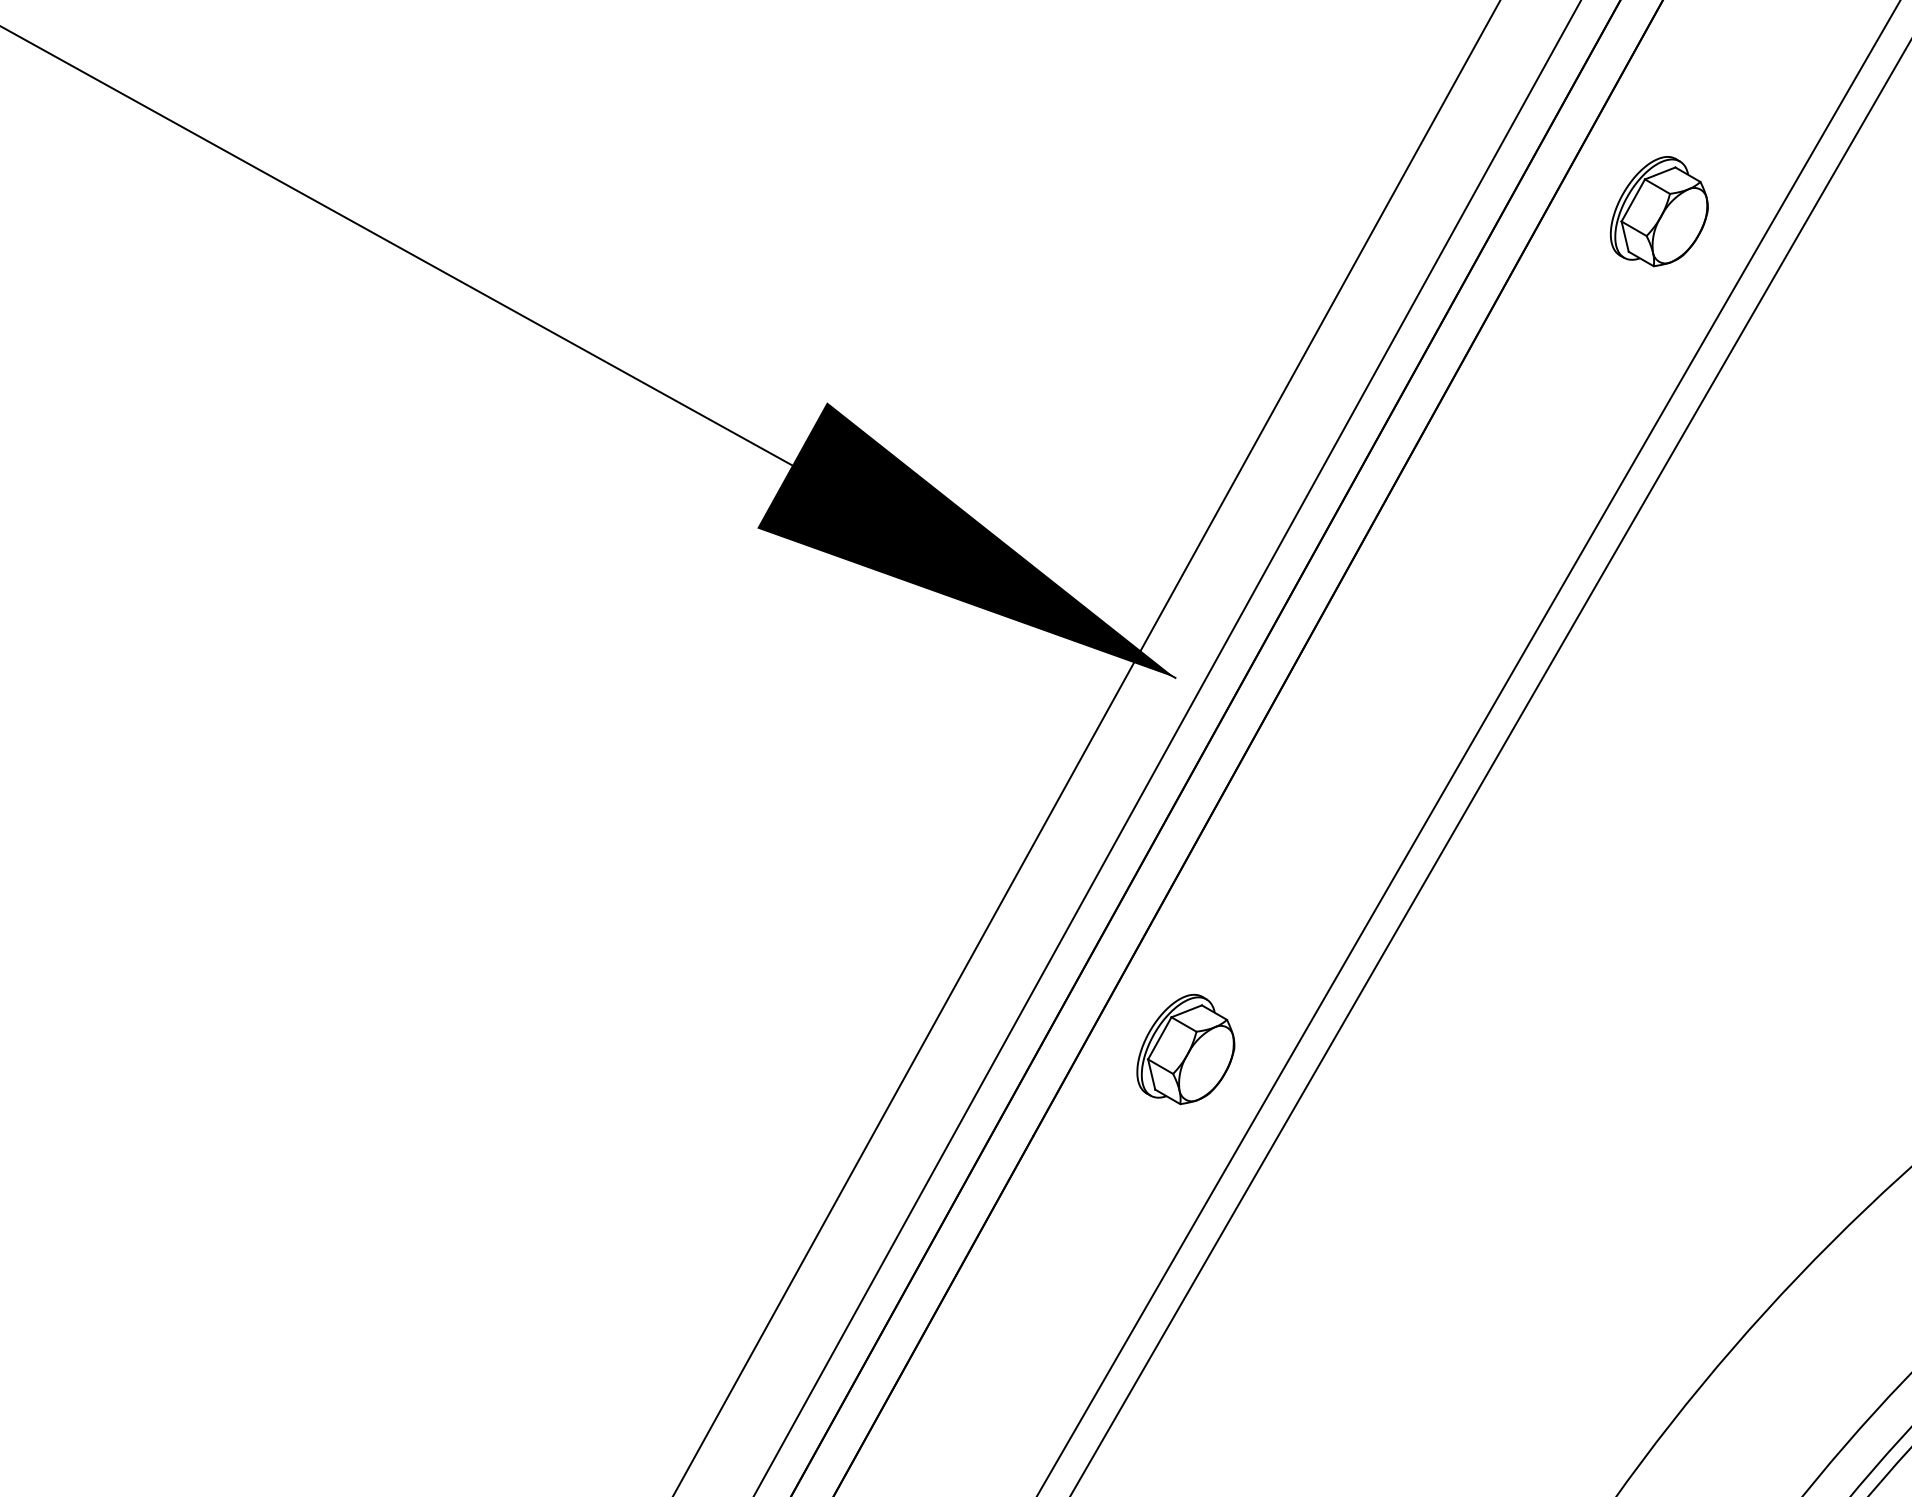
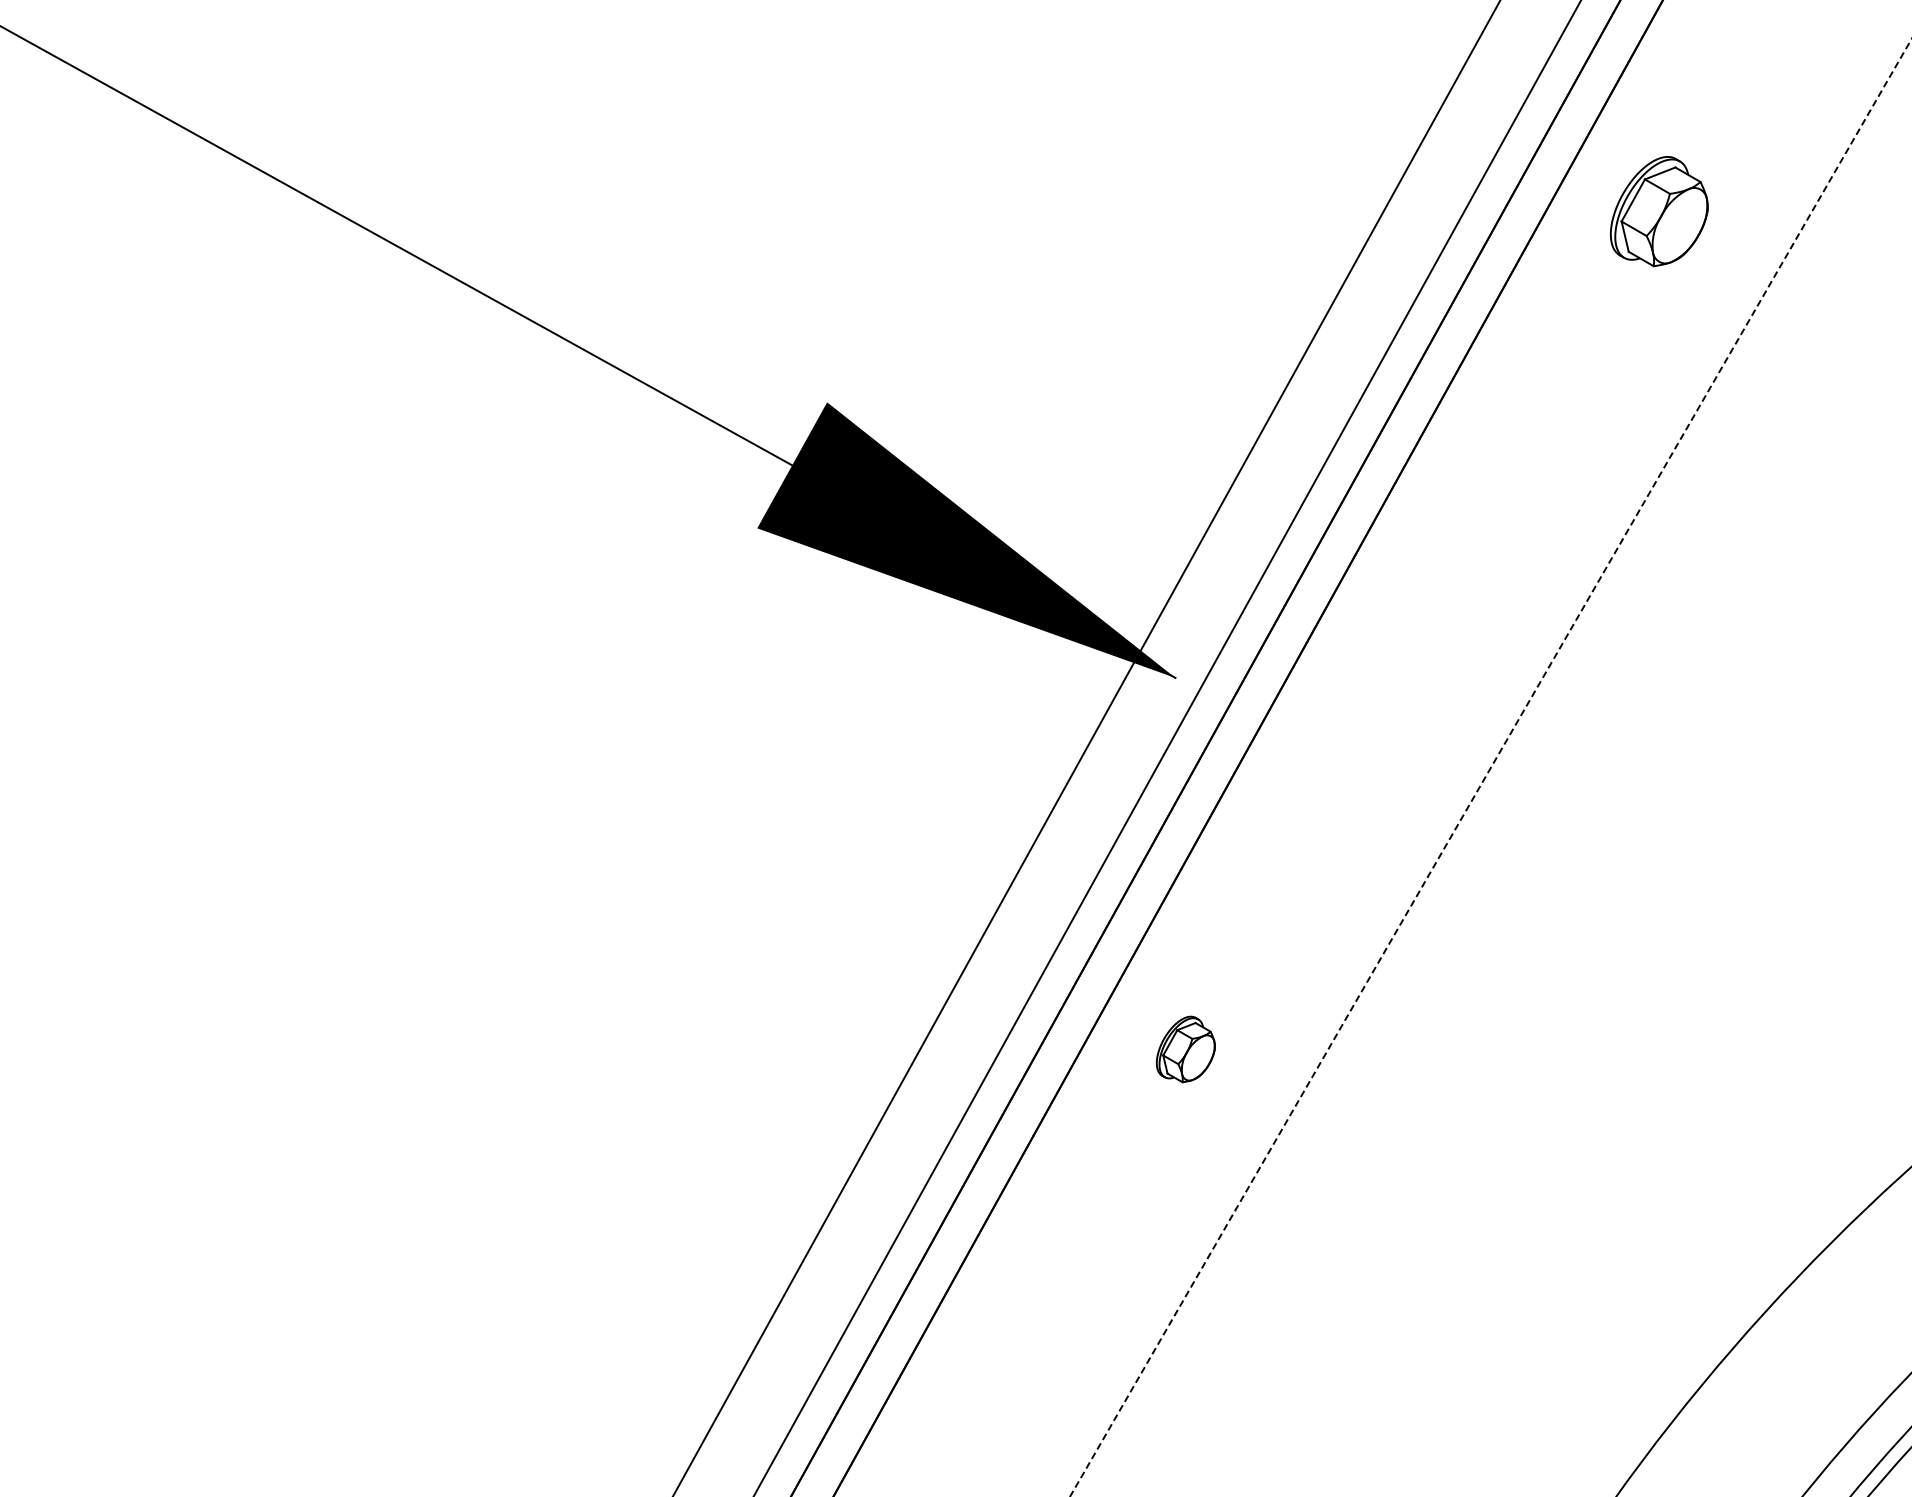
line: present -> none (1468, 747)
line: solid -> dashed (1490, 767)
part size: 100x113 px -> 61x69 px (1185, 1049)
